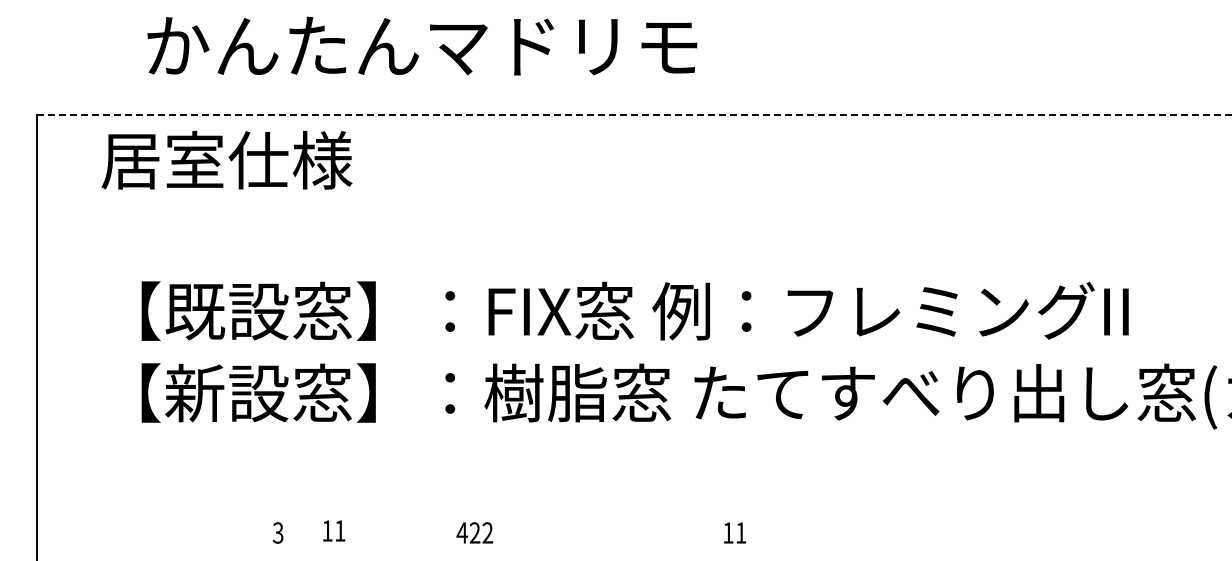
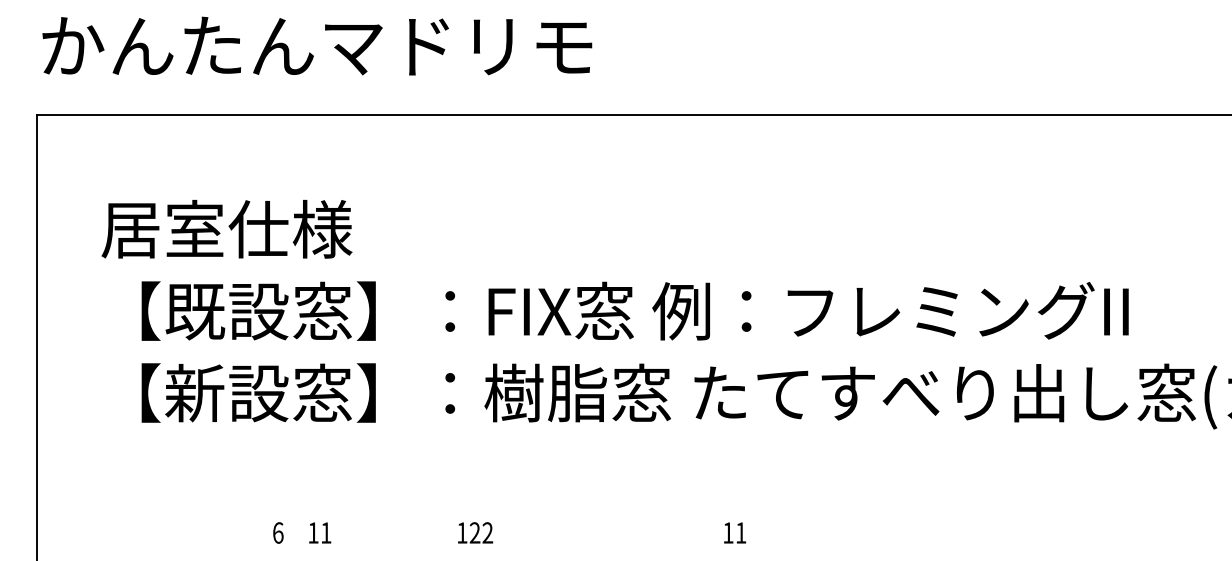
text position: (422, 45) -> (317, 45) (317, 45)
line: dashed -> solid (634, 114)
text position: (226, 160) -> (226, 229) (226, 229)
text position: (334, 530) -> (320, 532) (320, 532)
text: 3 -> 6 (277, 532)
text: 422 -> 122 (461, 532)
